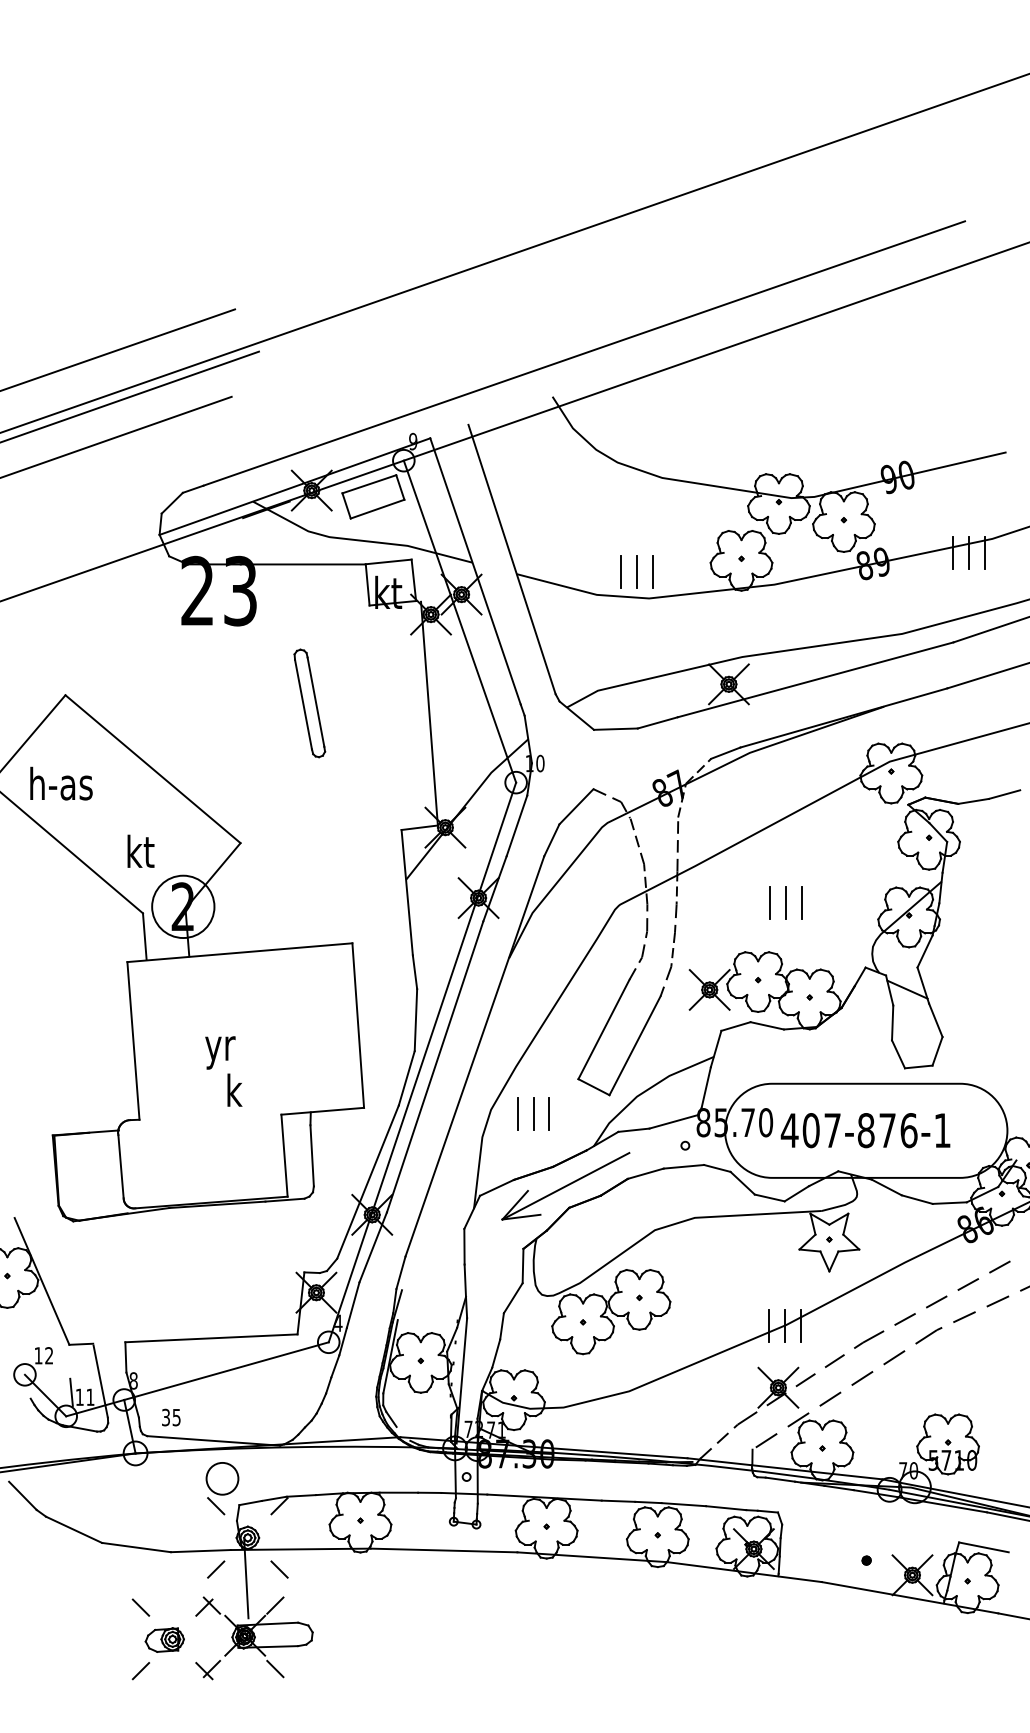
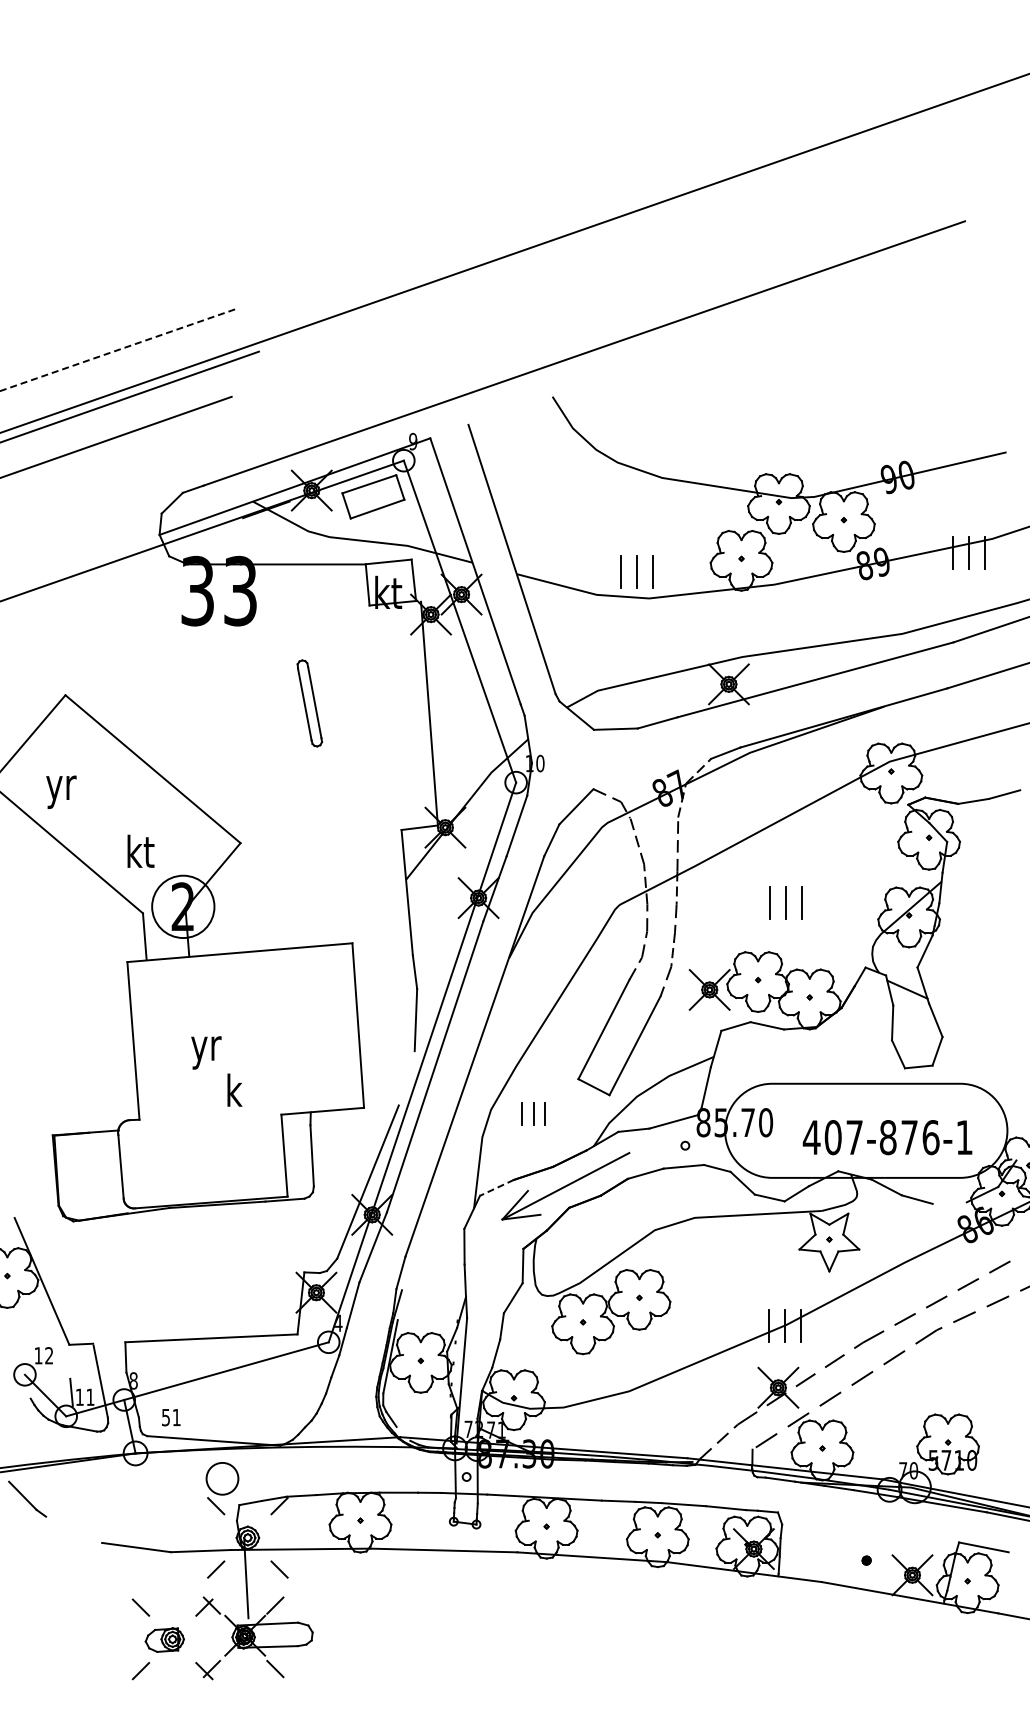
line: solid -> dashed (117, 350)
line: present -> none (714, 351)
text: 23 -> 33 (197, 591)
part size: 34x111 px -> 28x89 px (309, 703)
text: h-as -> yr (61, 787)
text position: (220, 1052) -> (206, 1052) (206, 1052)
line: present -> none (406, 1078)
part size: 33x34 px -> 25x24 px (533, 1113)
text position: (865, 1130) -> (887, 1137) (887, 1137)
line: solid -> dashed (496, 1187)
line: present -> none (949, 1202)
text: 35 -> 51 (171, 1417)
line: present -> none (74, 1529)
